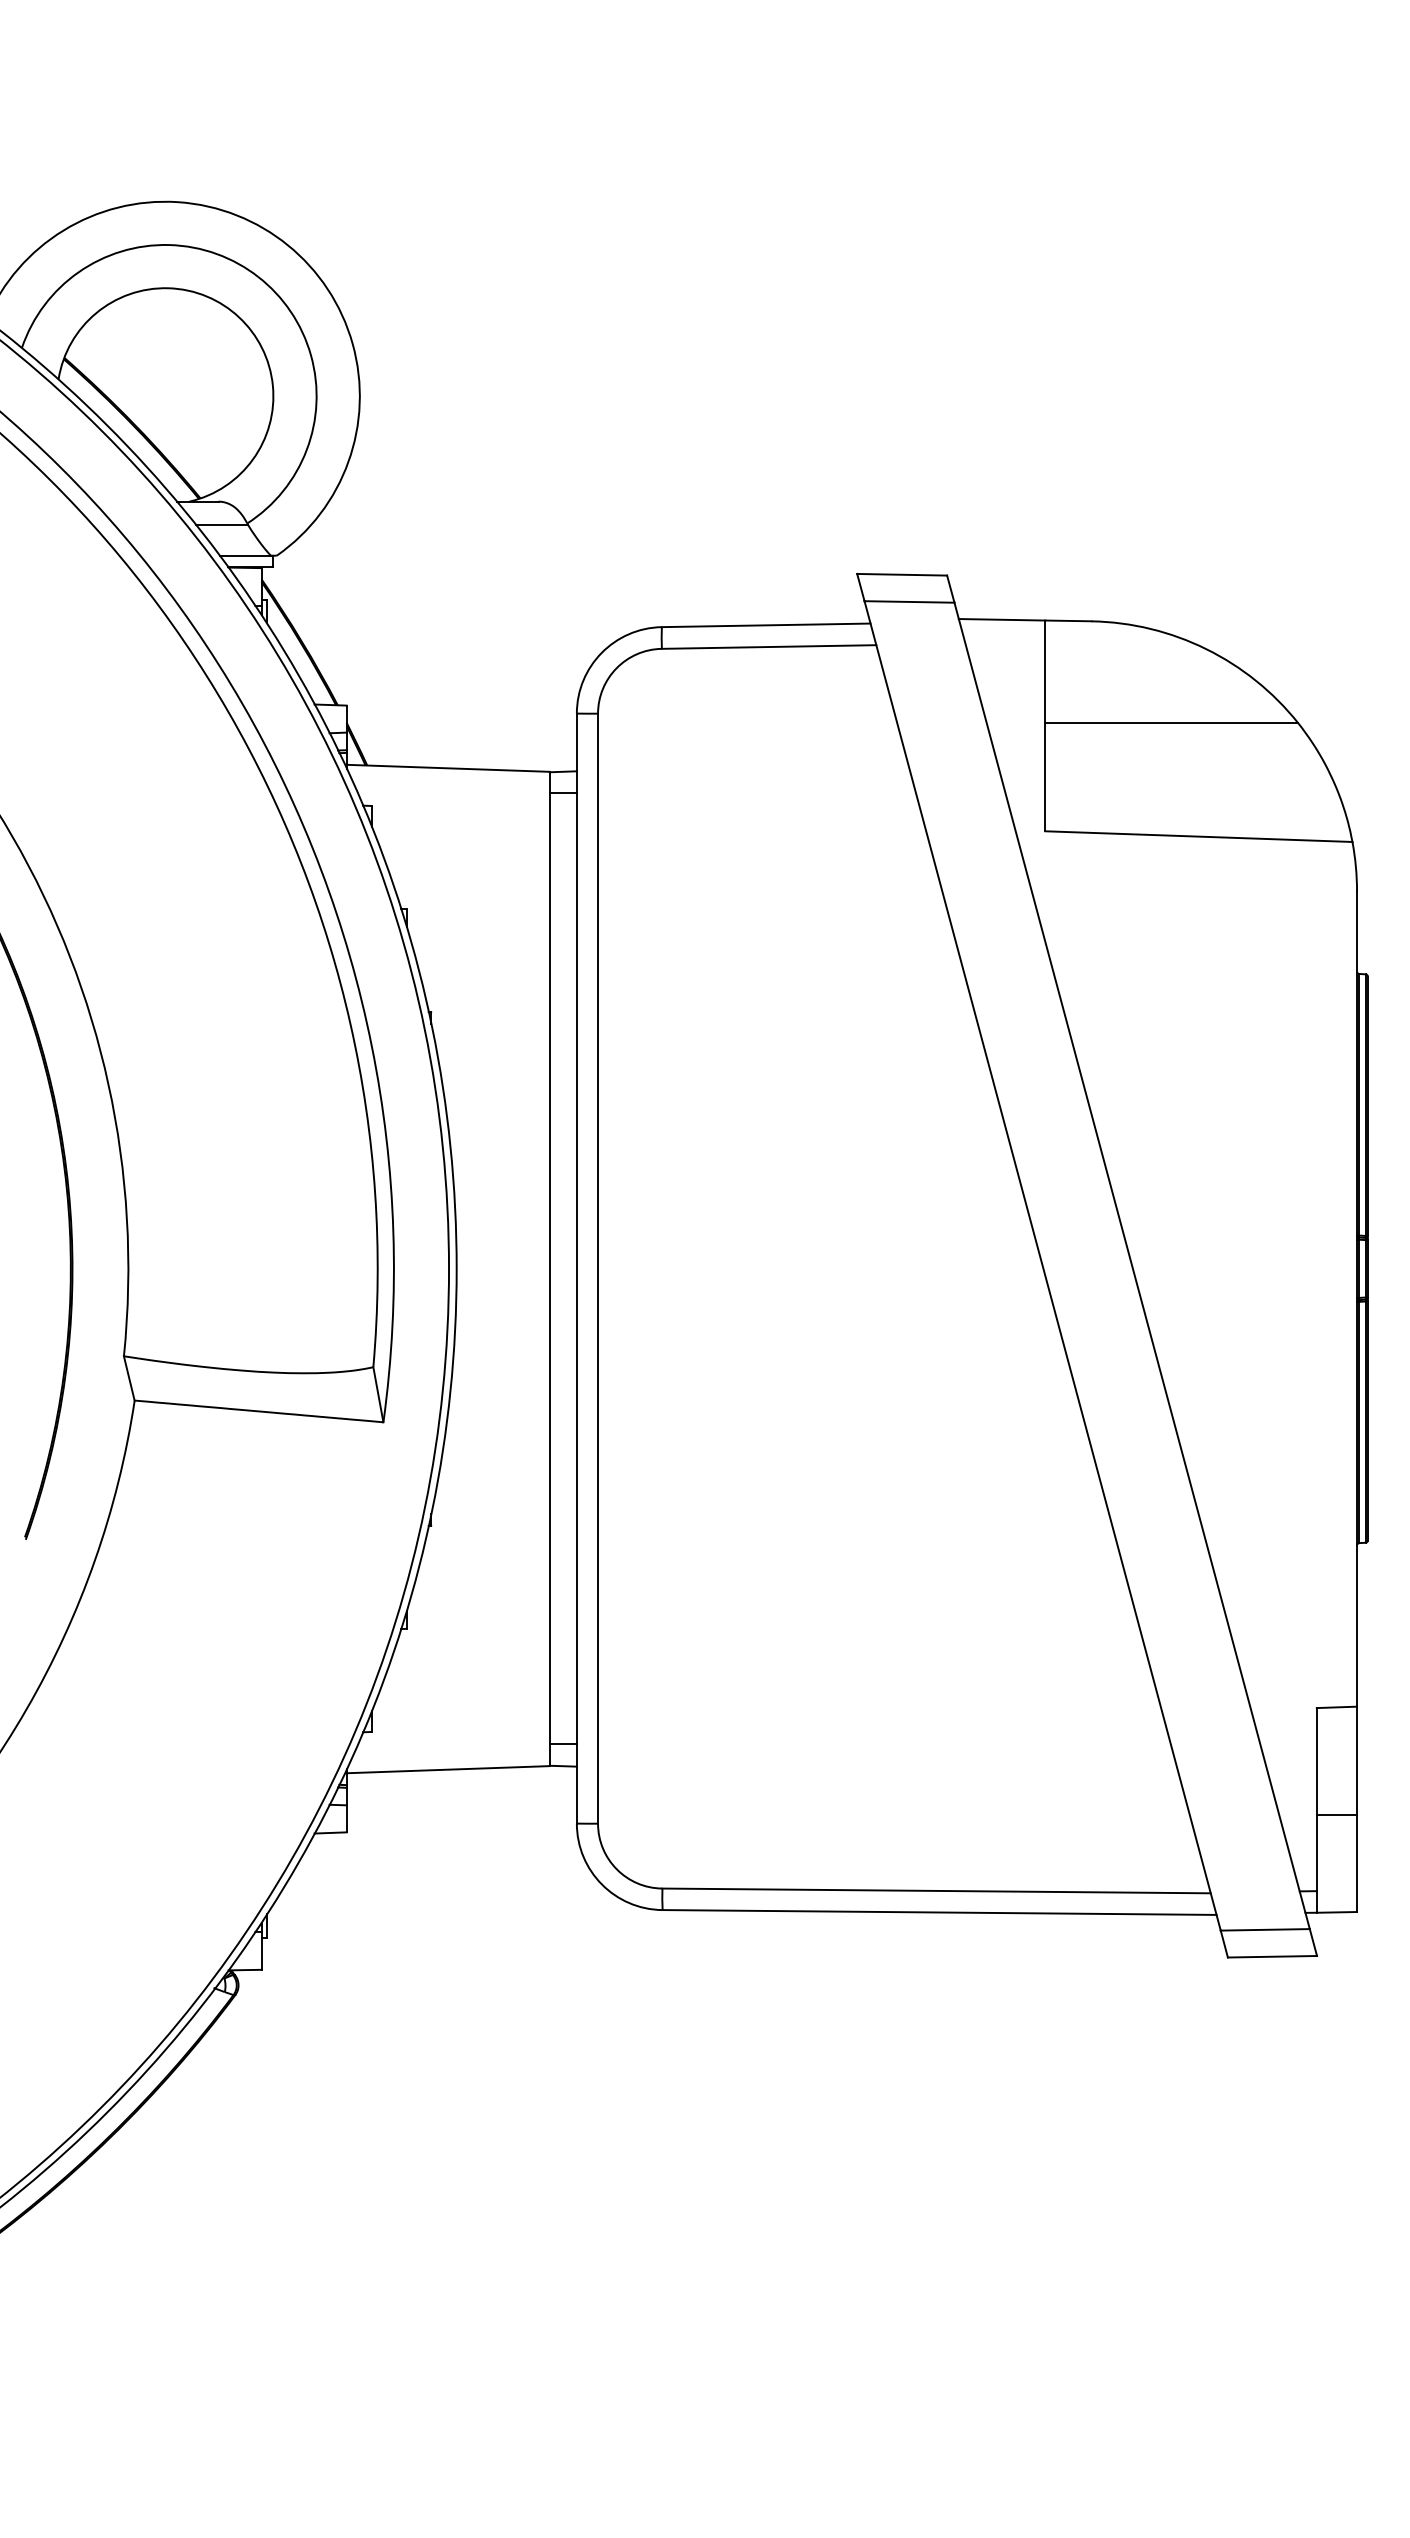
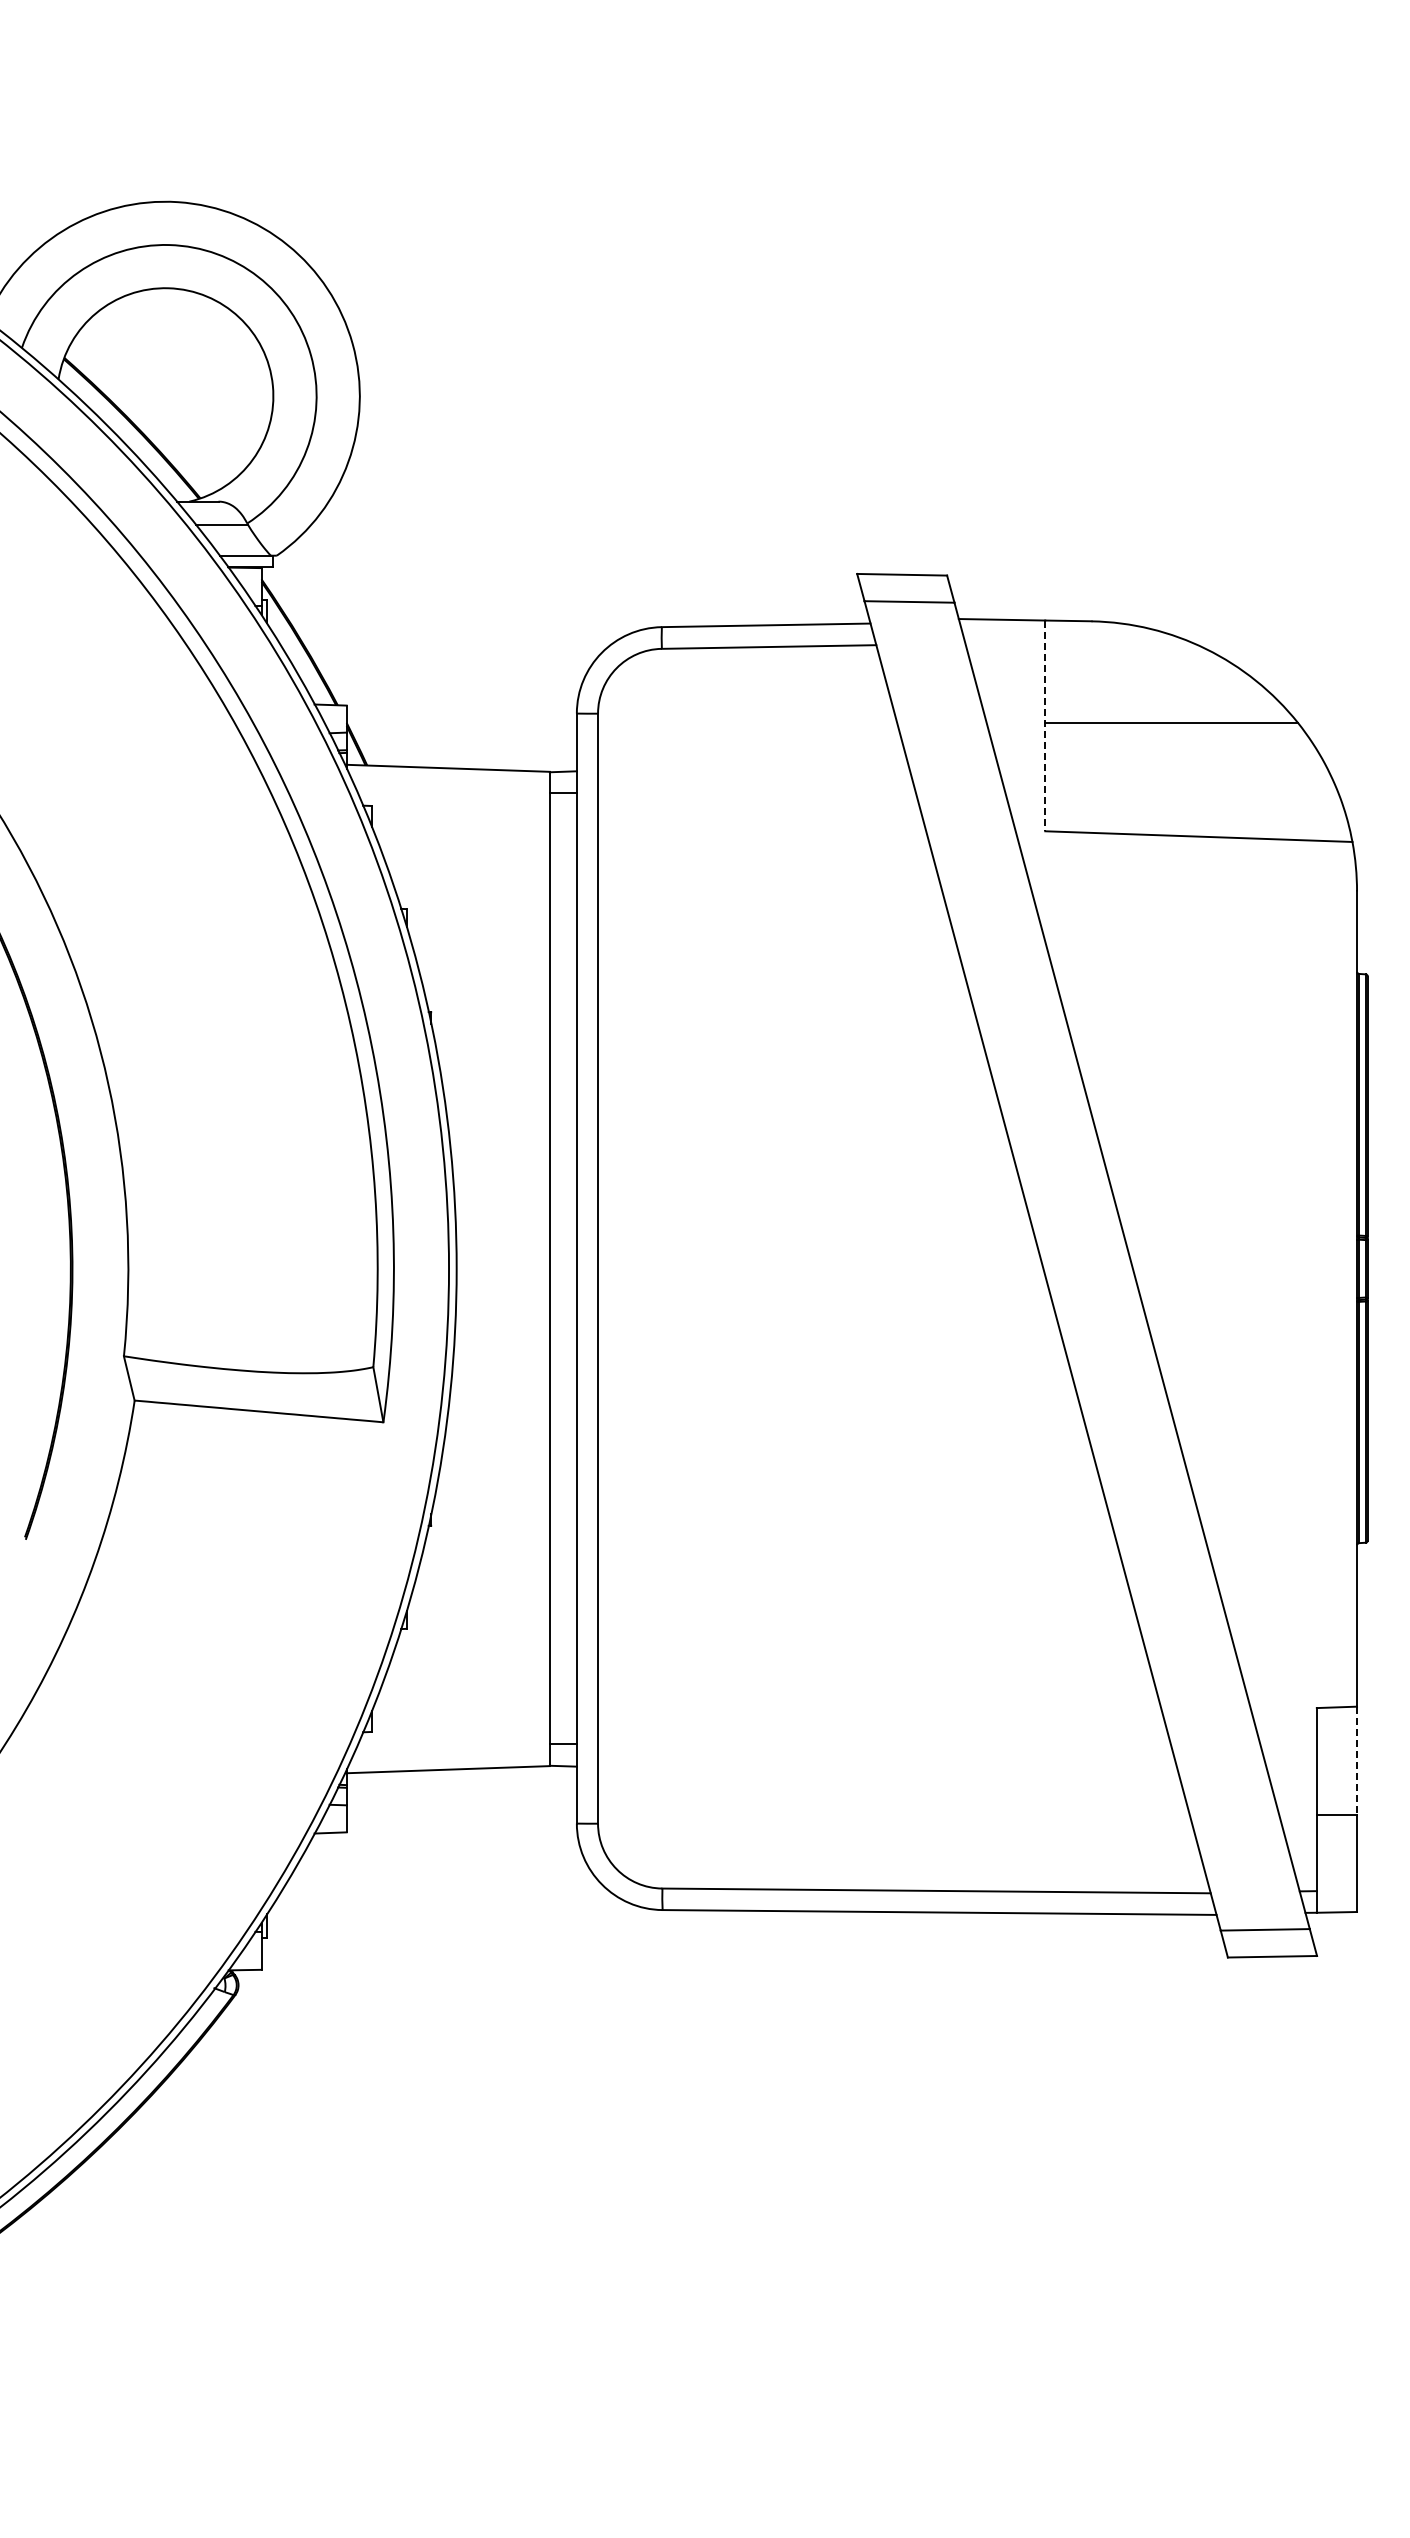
line: solid -> dashed (1045, 726)
line: solid -> dashed (1357, 1761)
